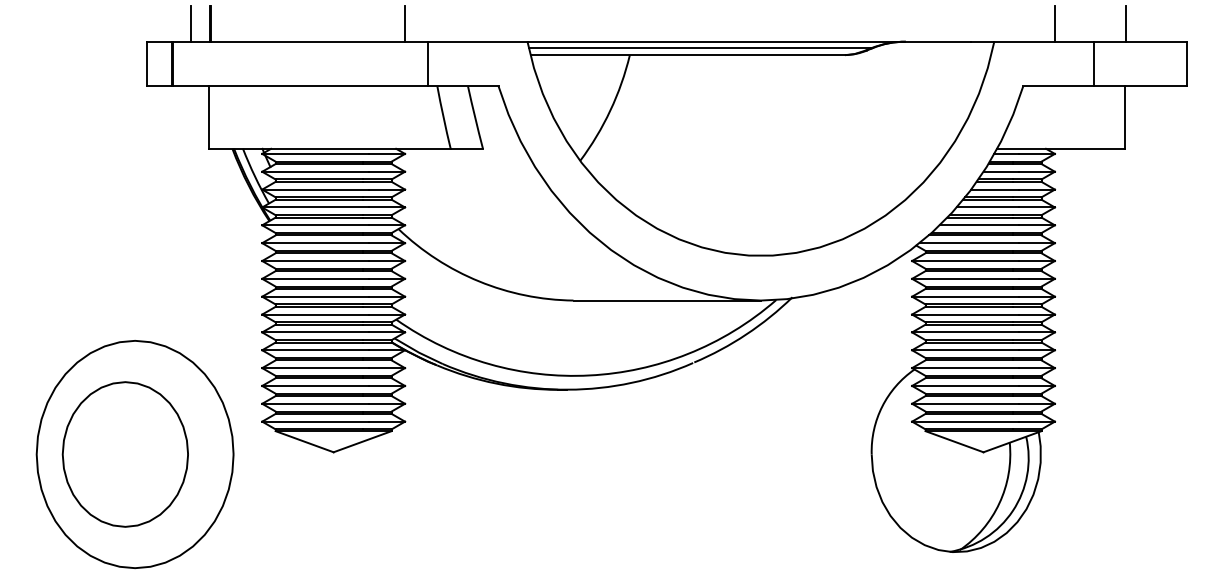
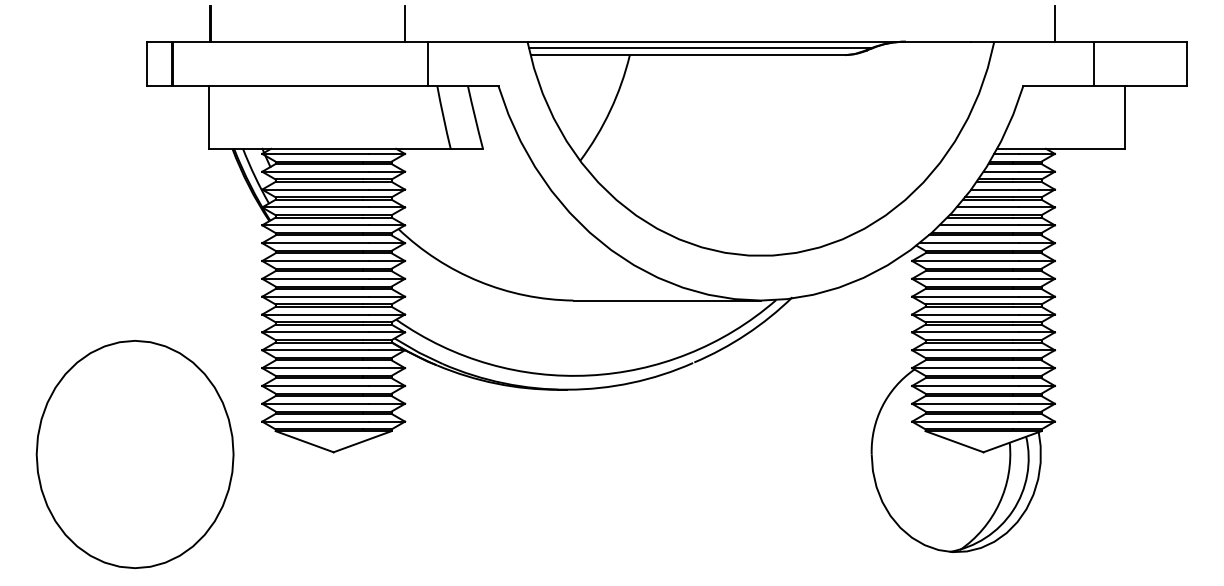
line: present -> none (190, 23)
line: present -> none (1126, 23)
part: present -> none (124, 454)
